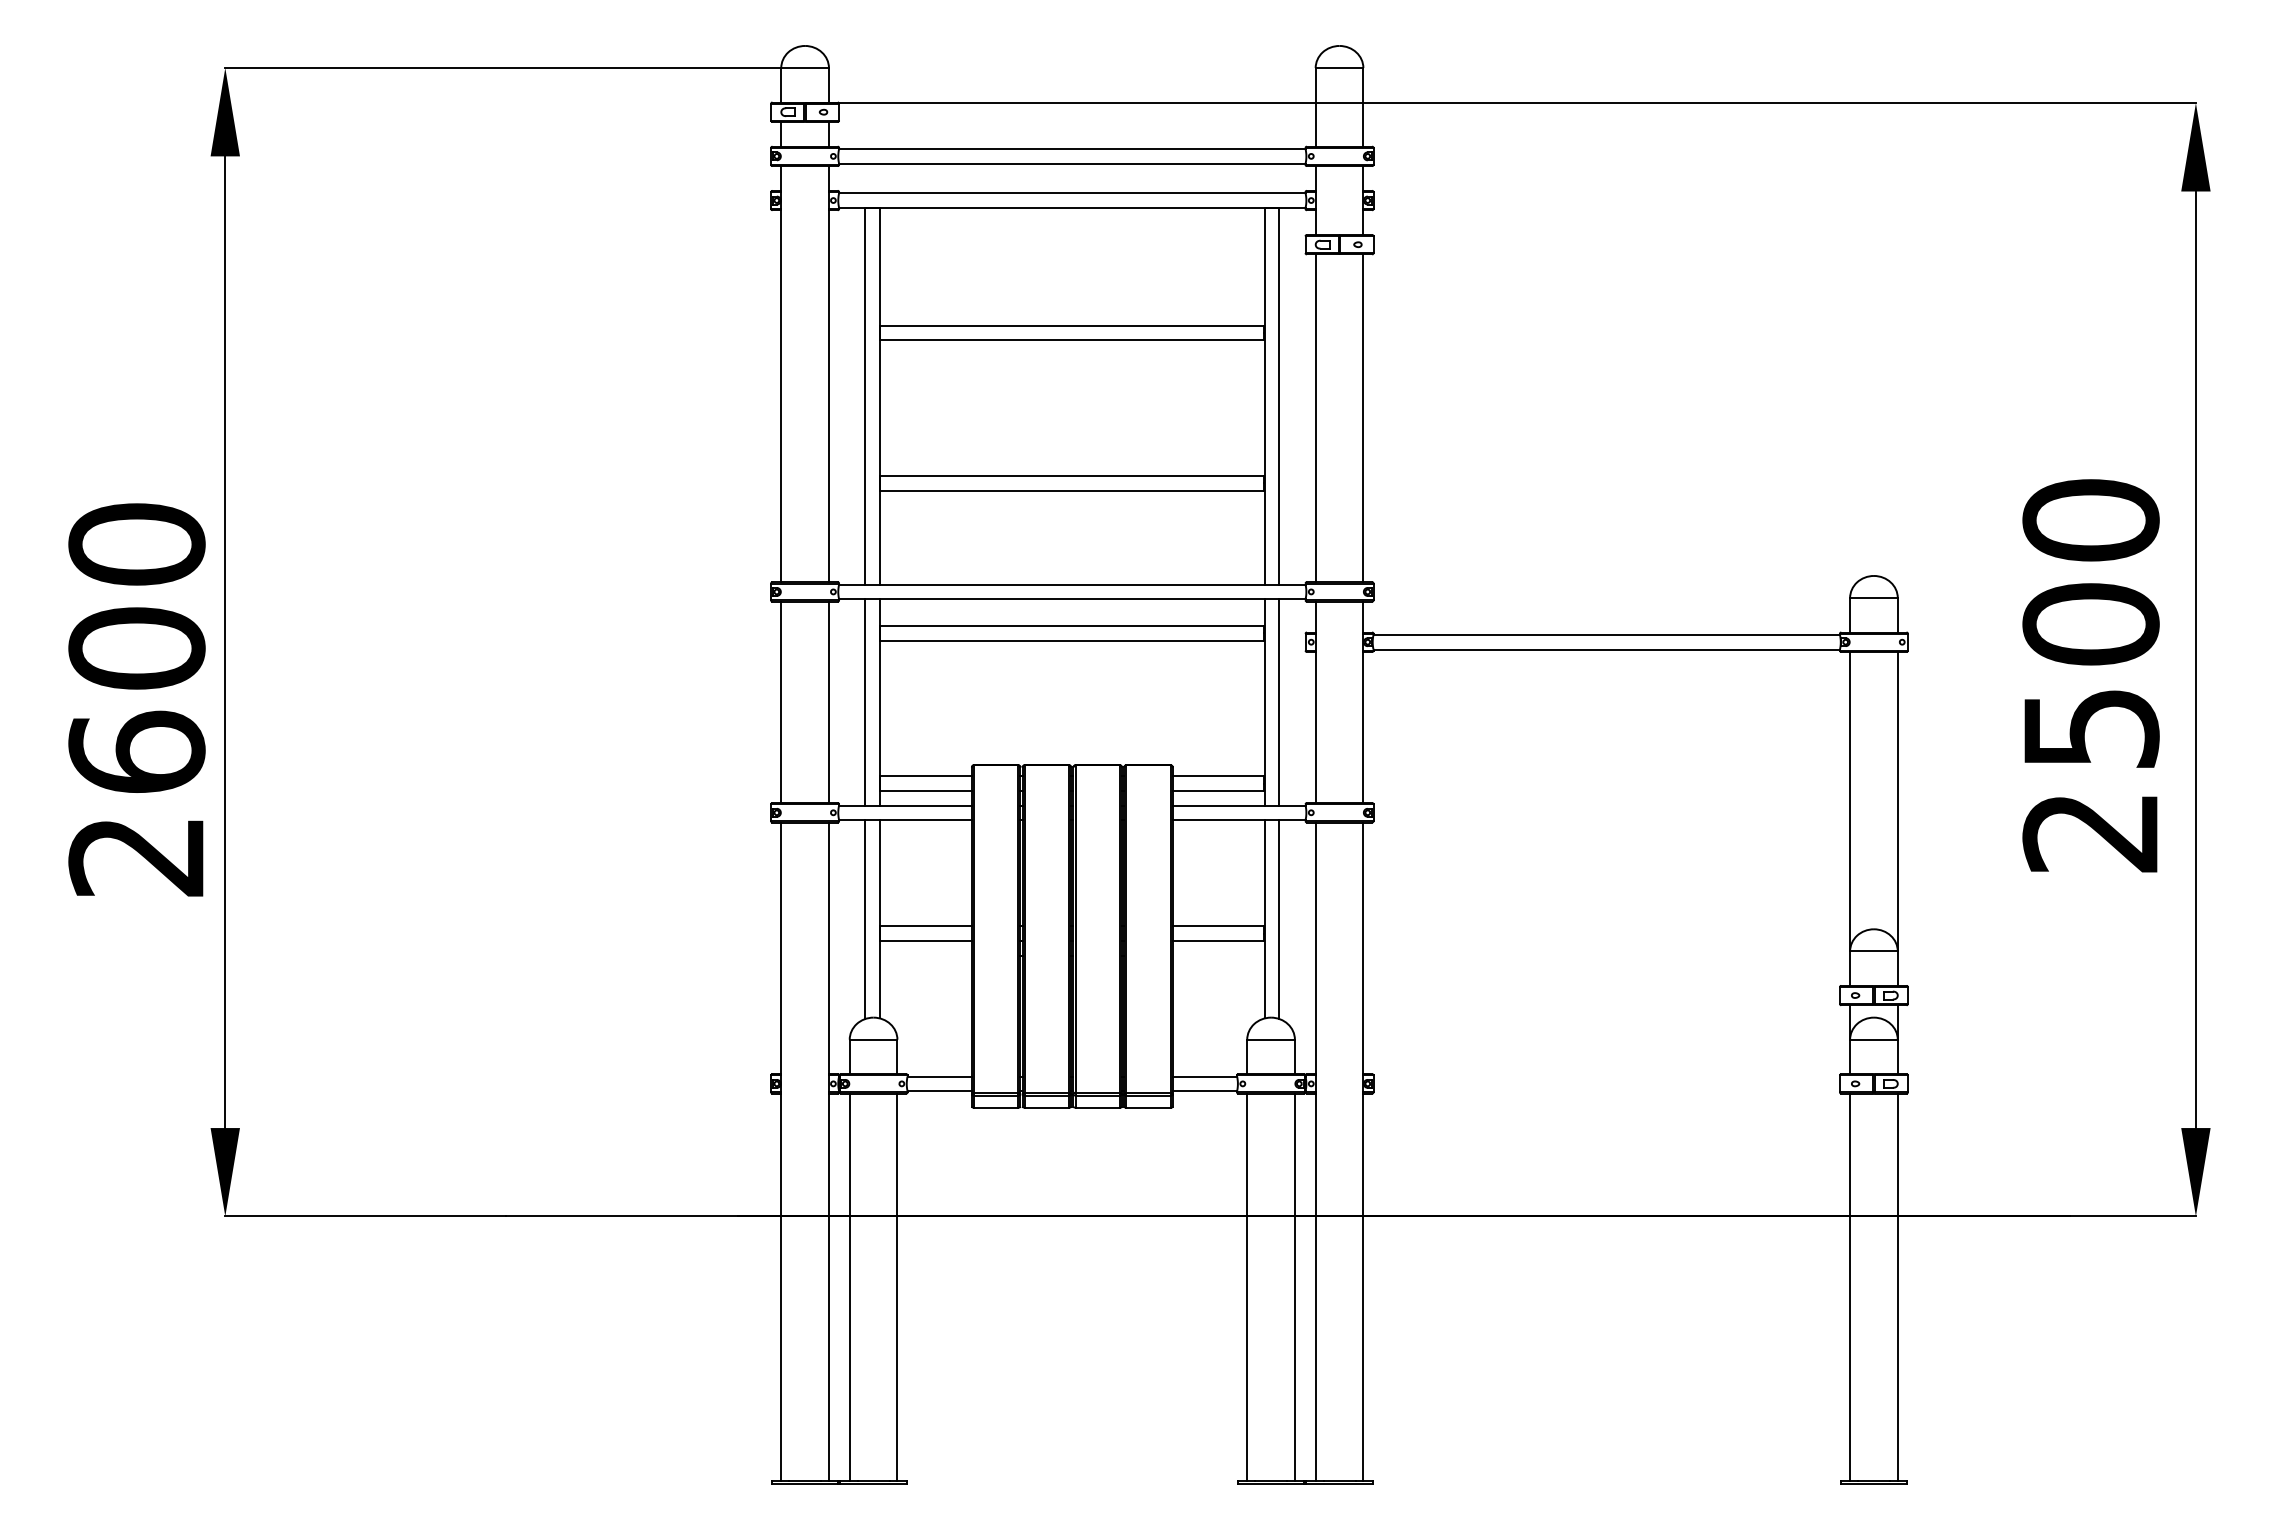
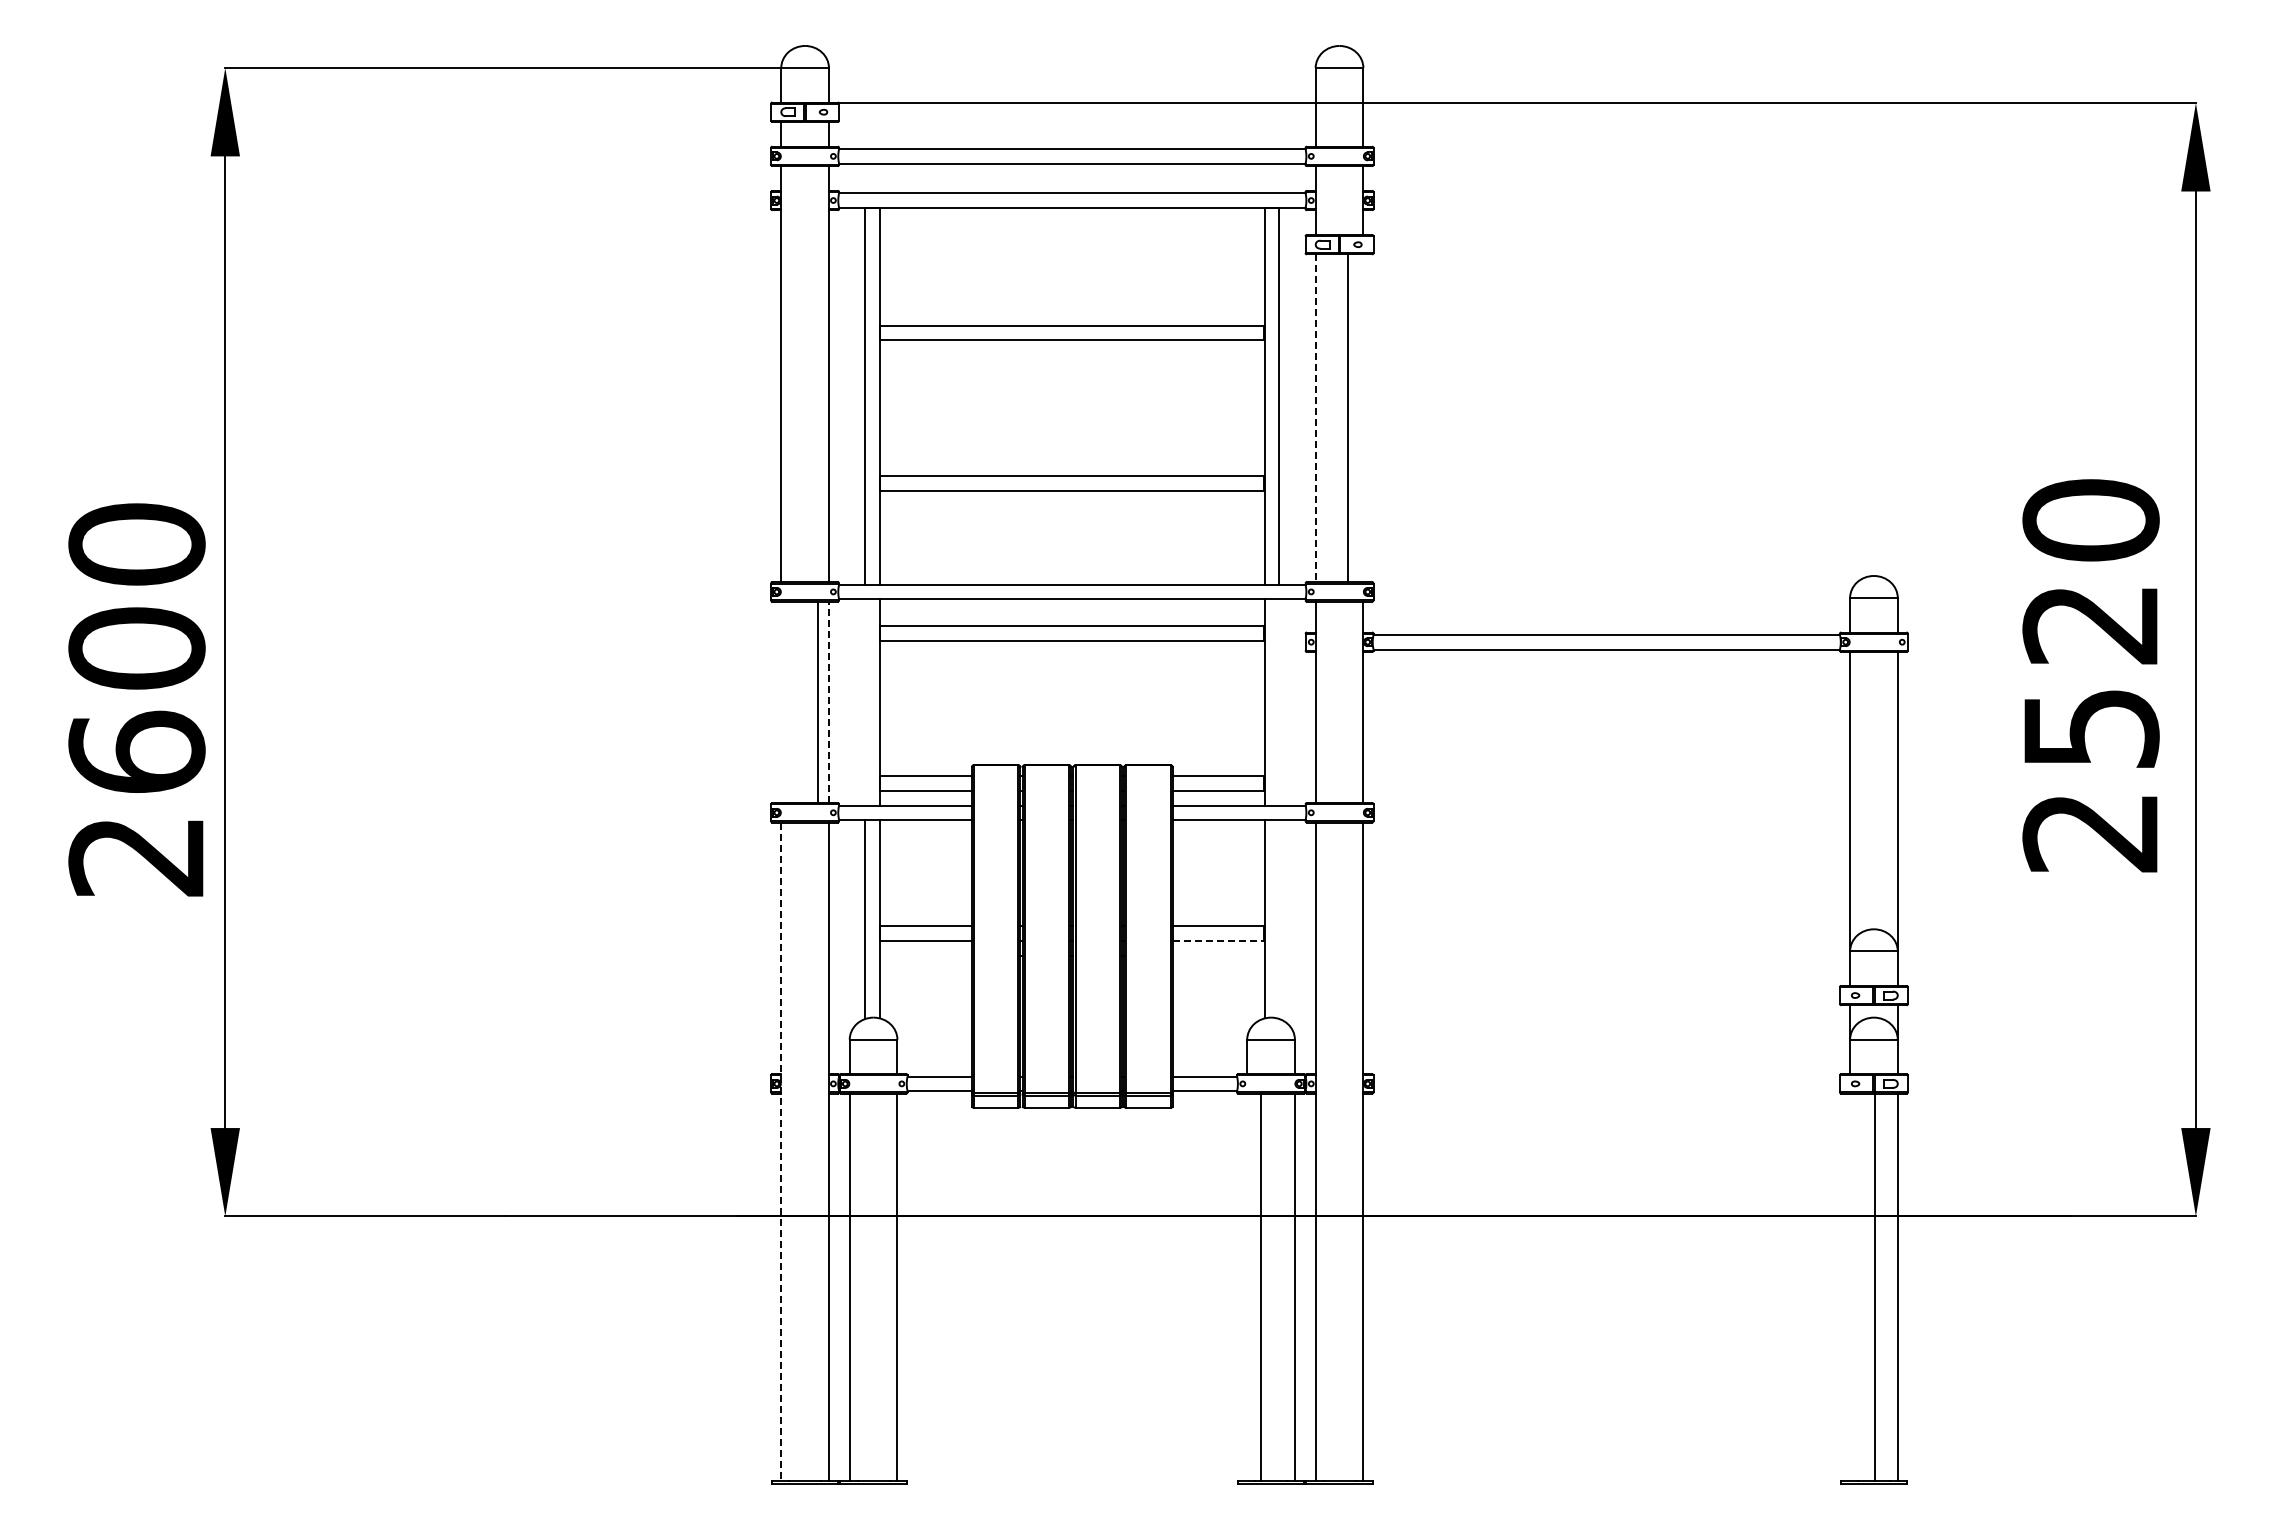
line: solid -> dashed (1315, 418)
line position: (1363, 418) -> (1348, 418) (1348, 418)
text: 2500 -> 2520 (2090, 624)
line position: (781, 702) -> (818, 702) (818, 702)
line: solid -> dashed (828, 702)
line: present -> none (865, 702)
line: present -> none (1279, 702)
line: present -> none (1279, 919)
line: solid -> dashed (1218, 941)
line: solid -> dashed (781, 1152)
line position: (1247, 1287) -> (1261, 1287) (1261, 1287)
line position: (1850, 1287) -> (1875, 1287) (1875, 1287)
